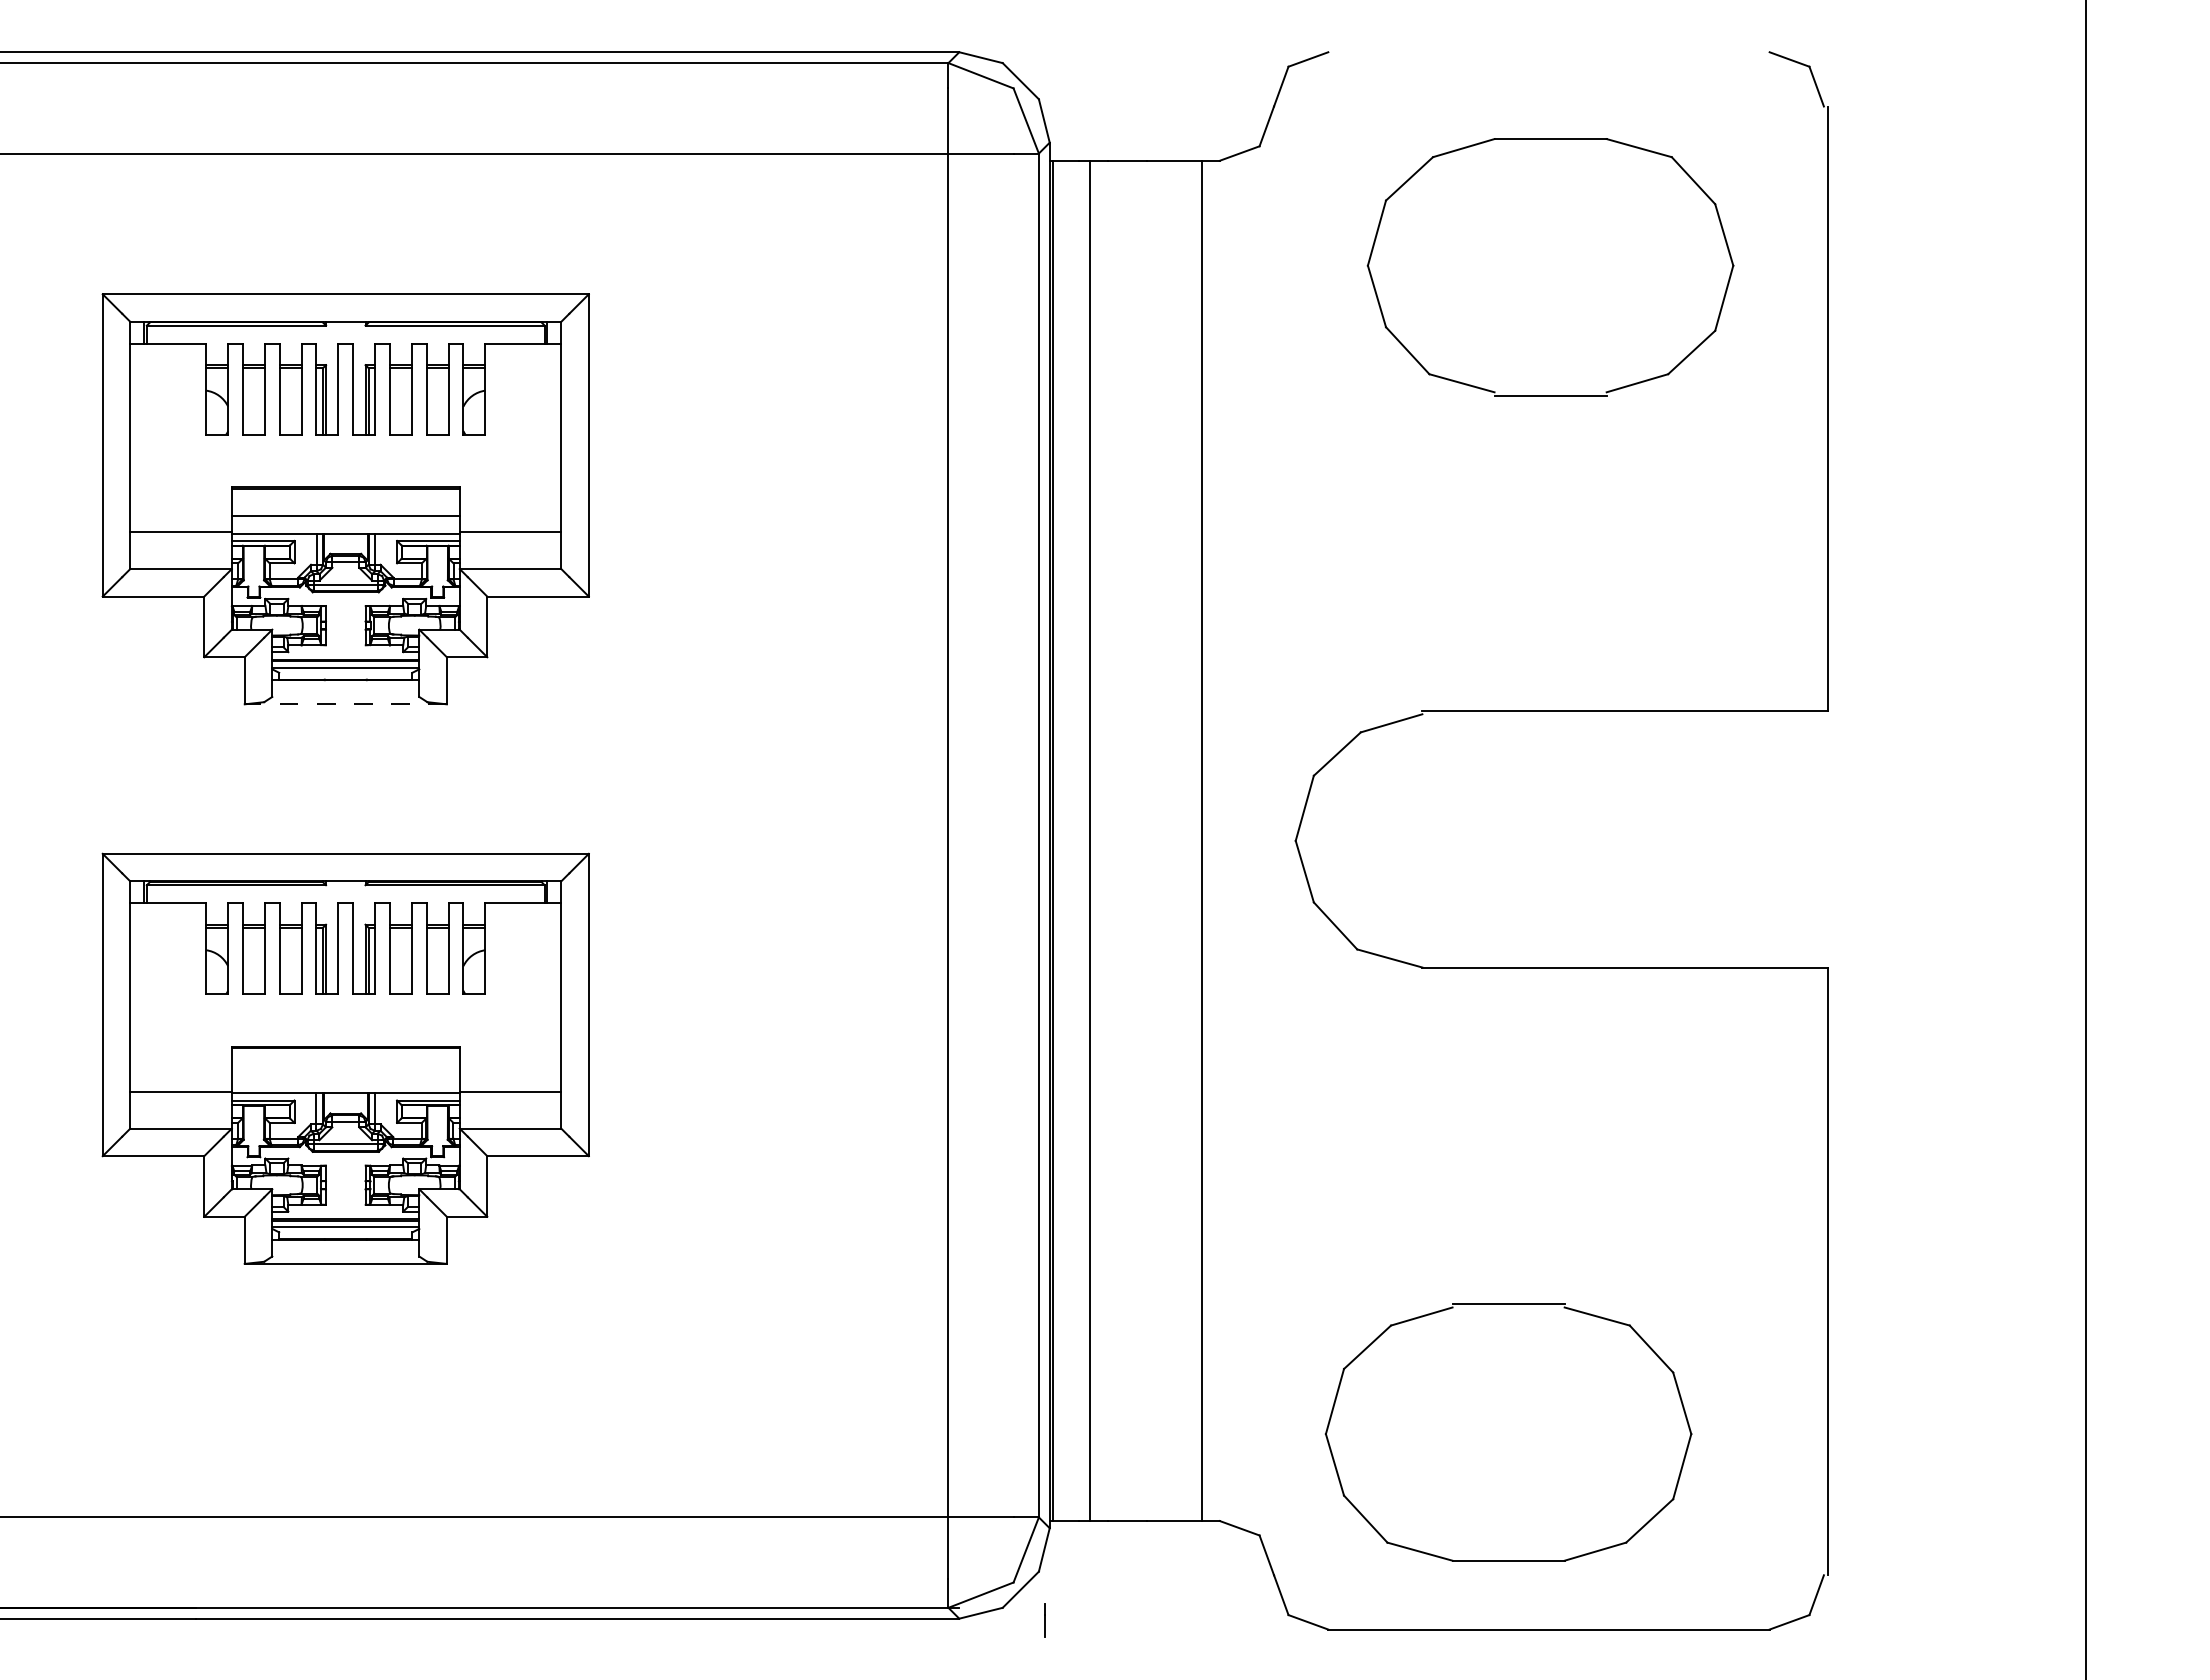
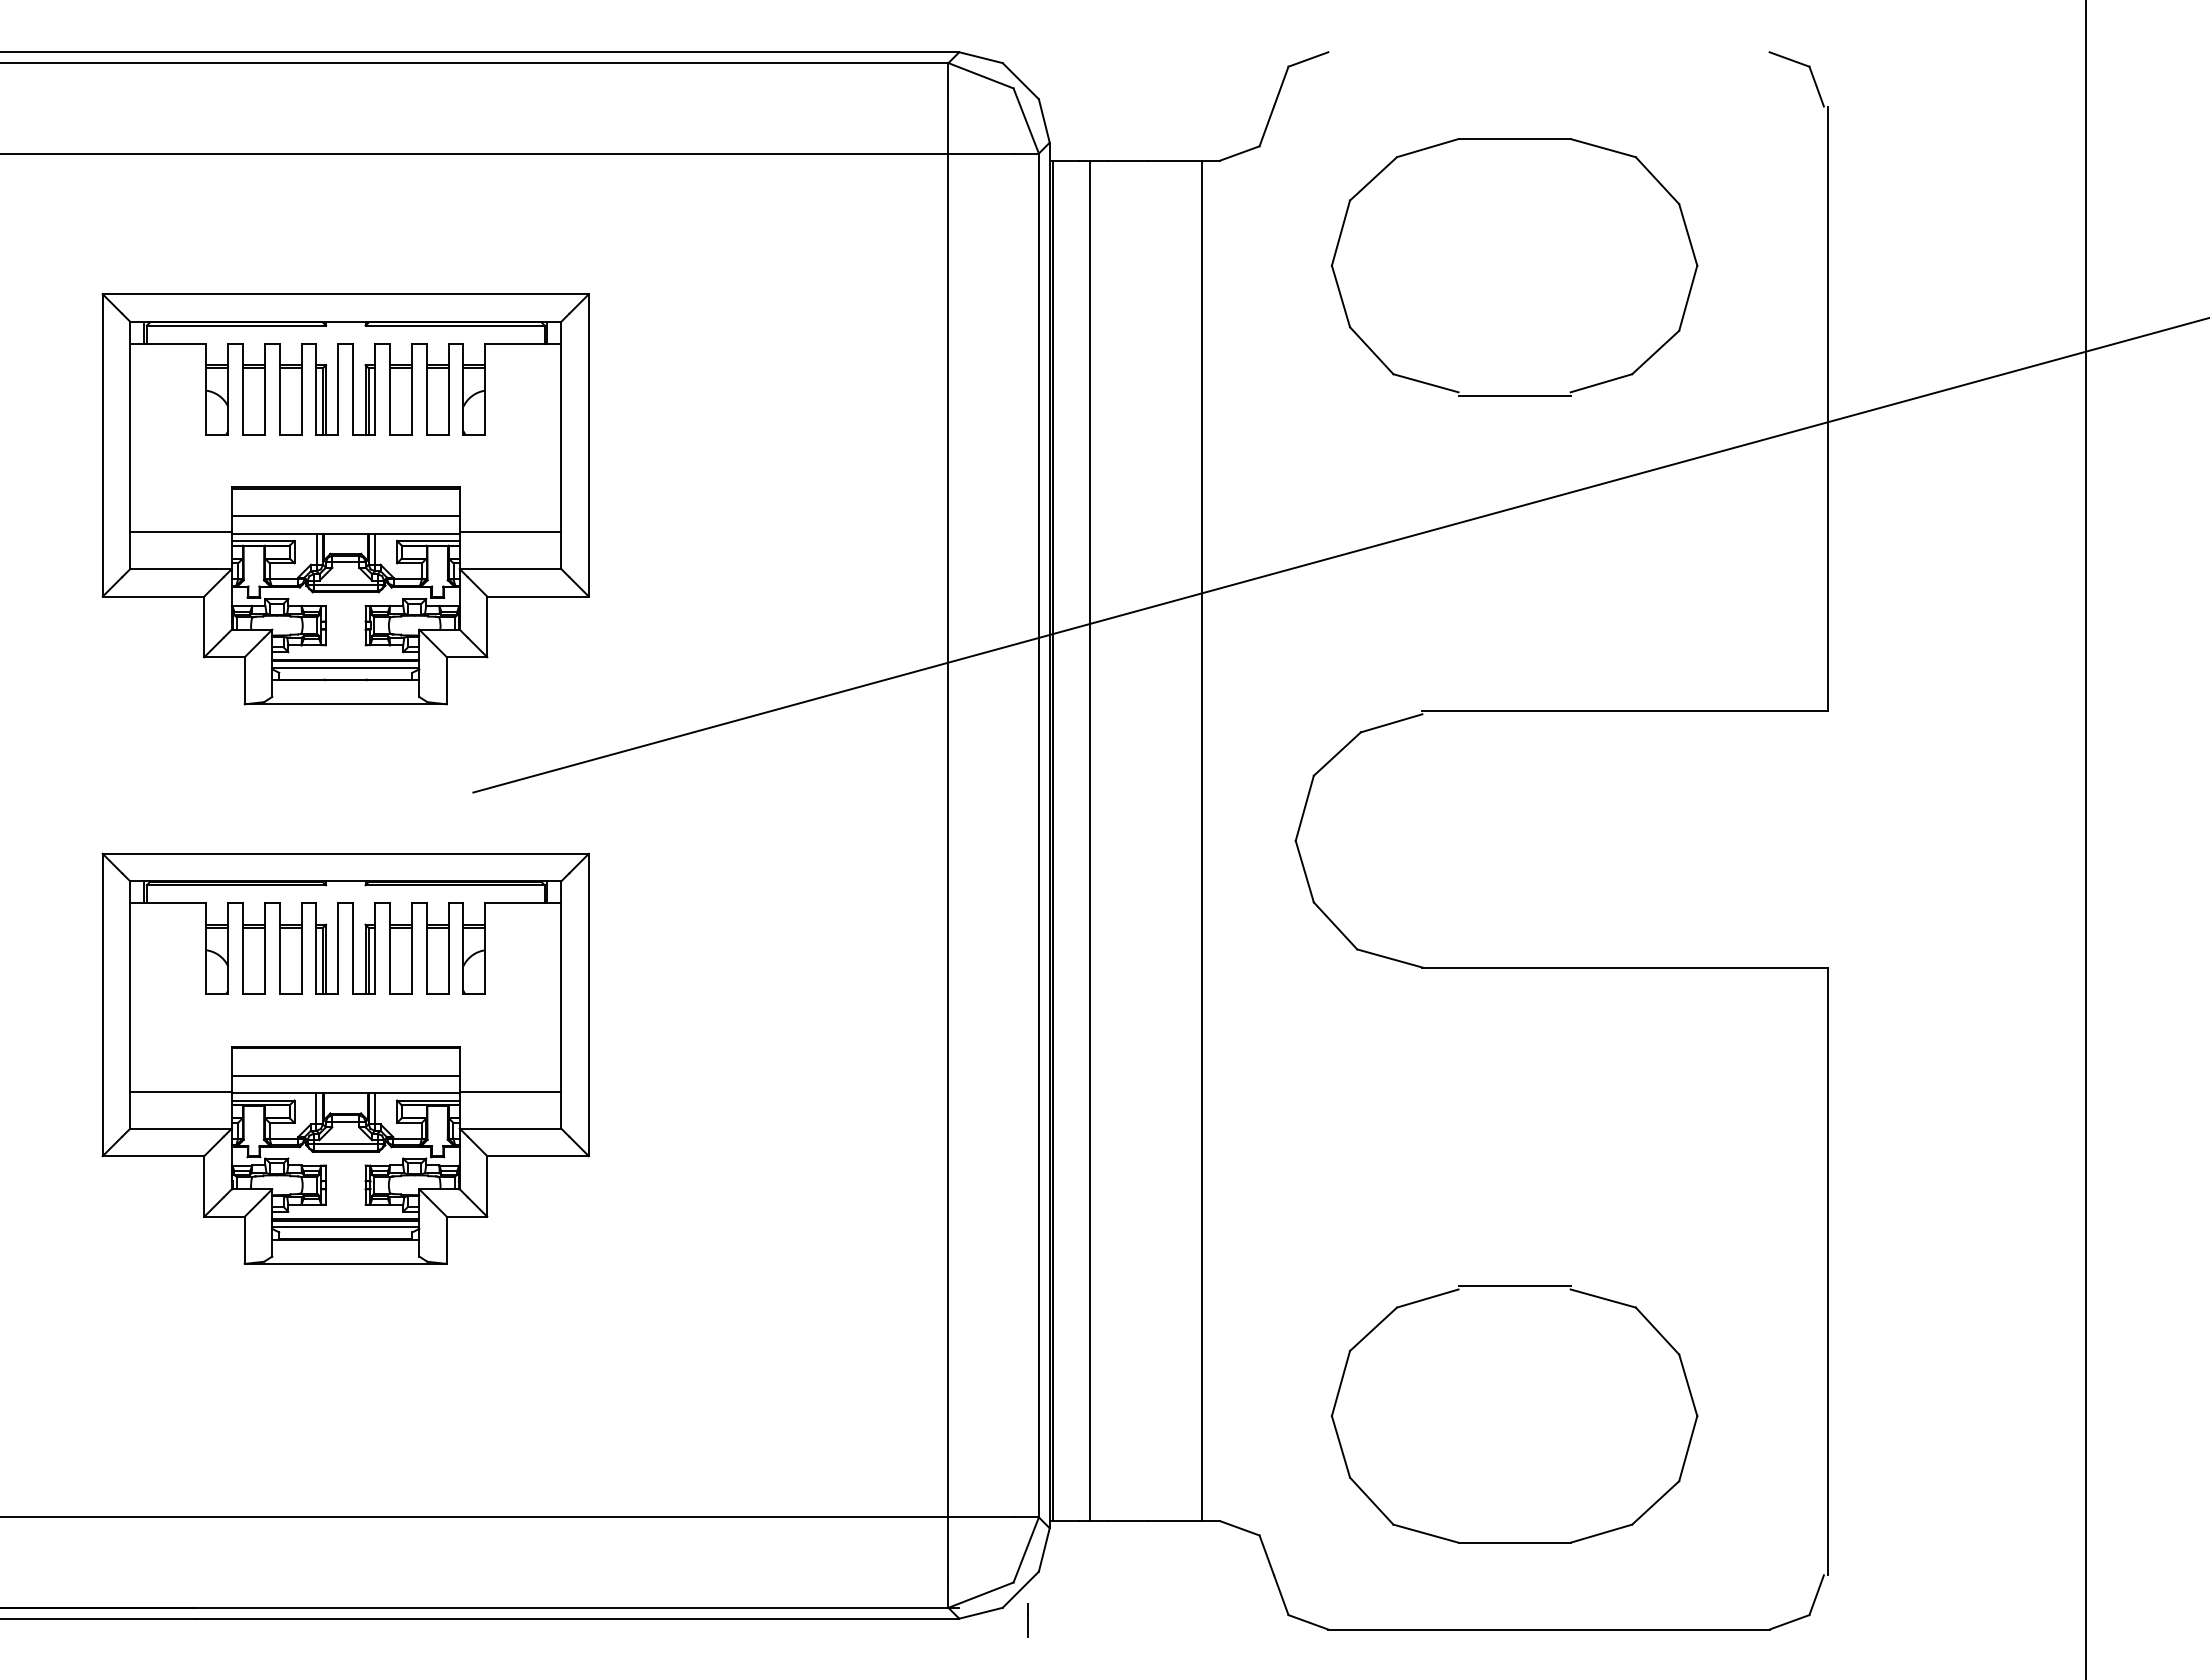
part position: (1550, 139) -> (1514, 139) (1514, 139)
line: none -> present (1339, 555)
line: dashed -> solid (345, 704)
line: none -> present (345, 1075)
part position: (1508, 1304) -> (1514, 1286) (1514, 1286)
line position: (1044, 1620) -> (1027, 1620) (1027, 1620)
